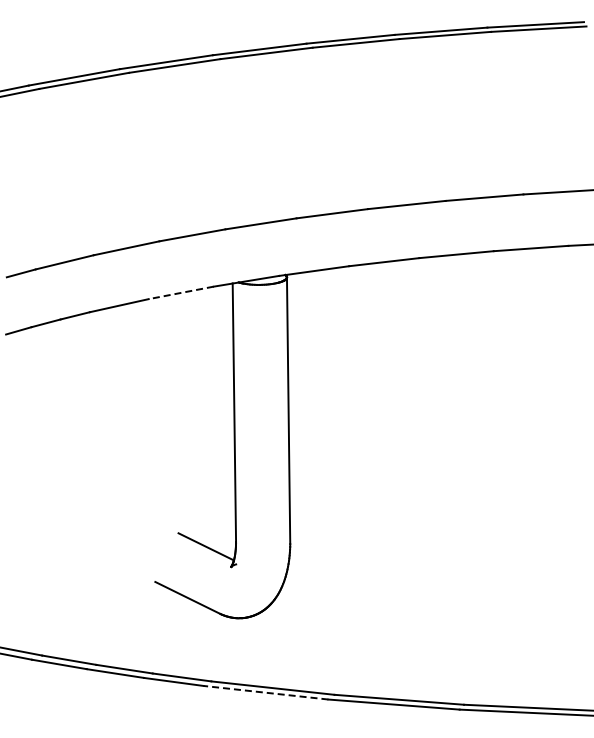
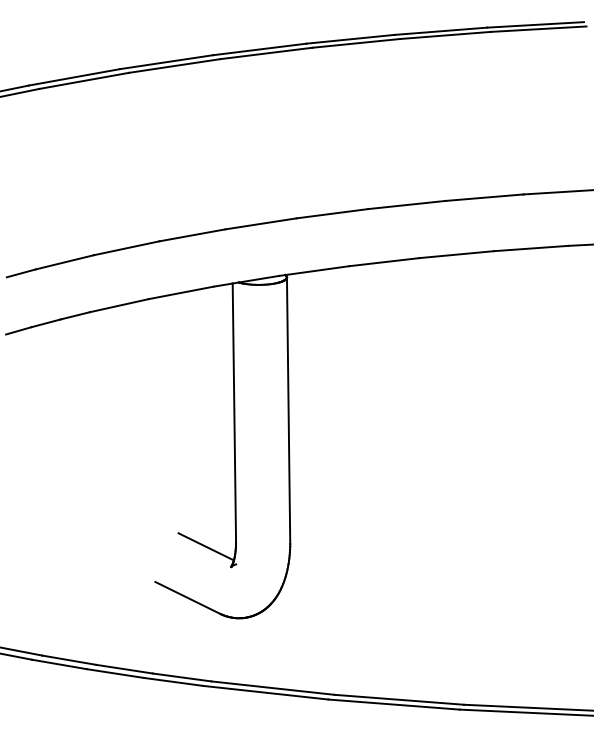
line: dashed -> solid (180, 292)
line: dashed -> solid (265, 692)
